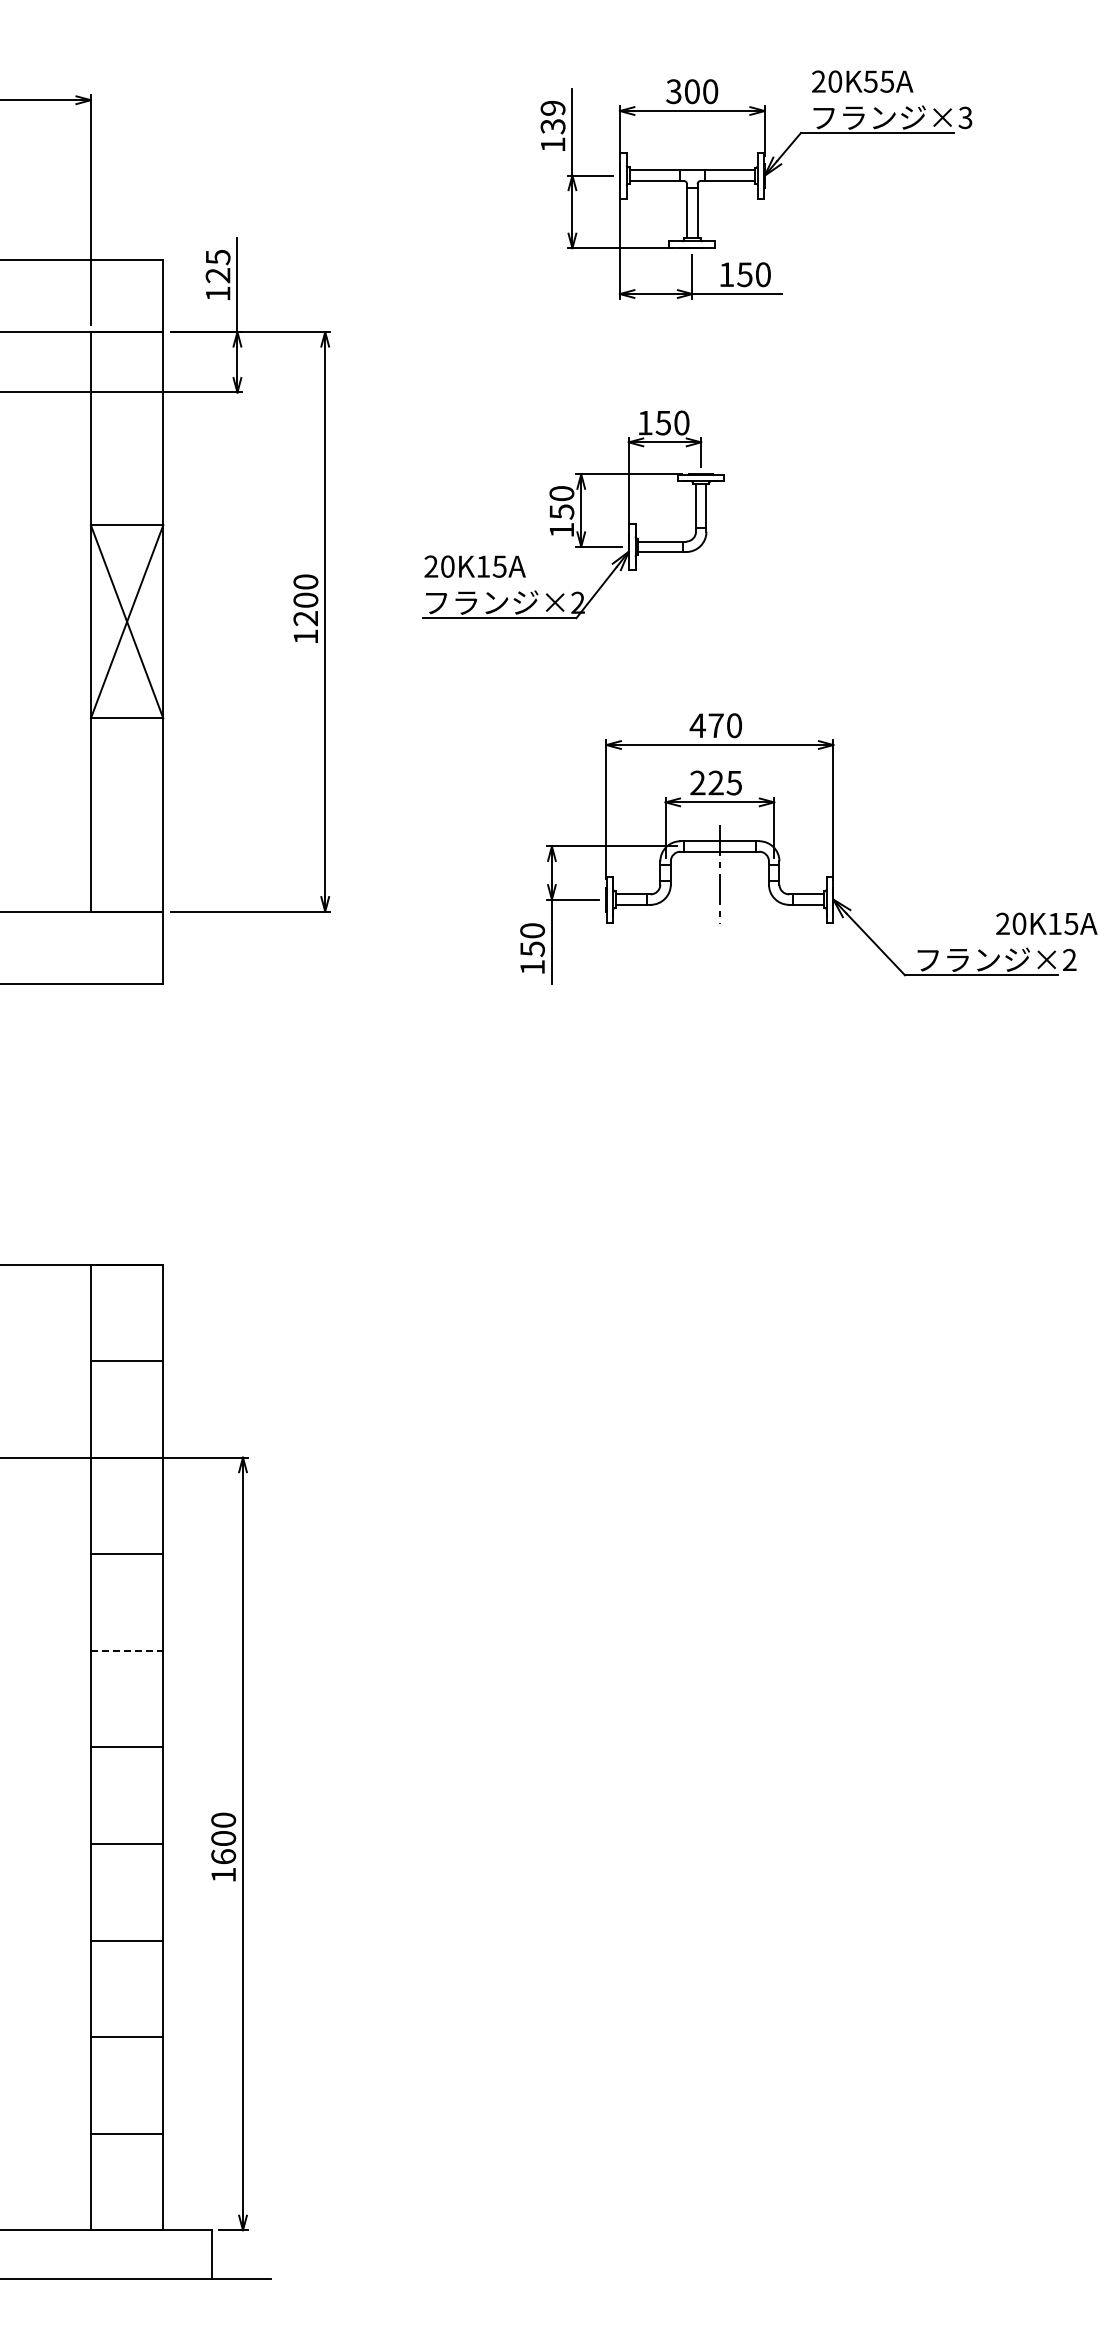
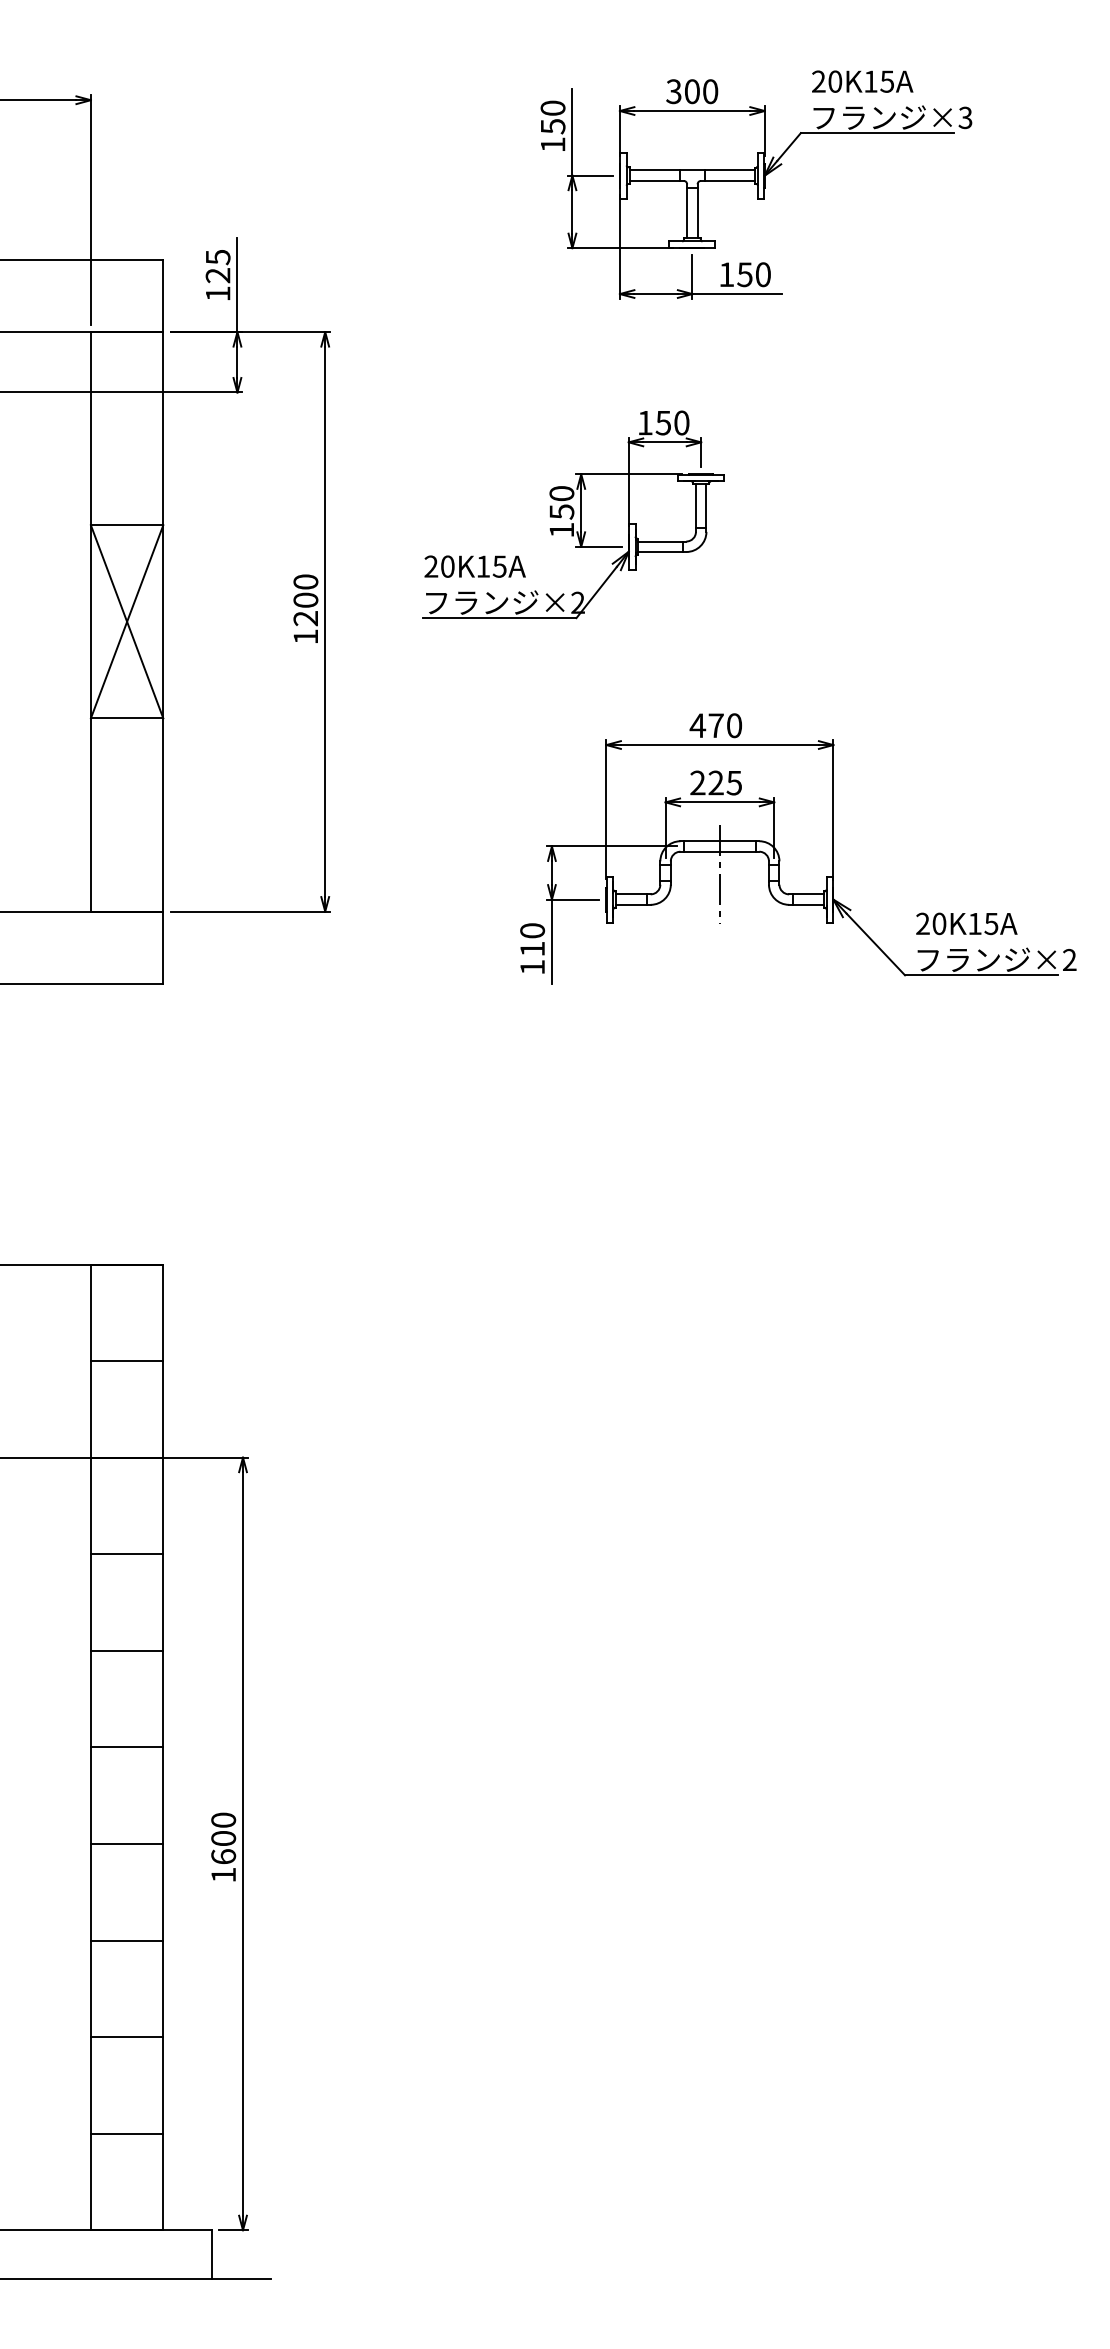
text: 20K55A -> 20K15A (870, 81)
text: 139 -> 150 (552, 117)
text position: (1046, 923) -> (966, 923) (966, 923)
text: 150 -> 110 (532, 948)
line: dashed -> solid (127, 1650)
